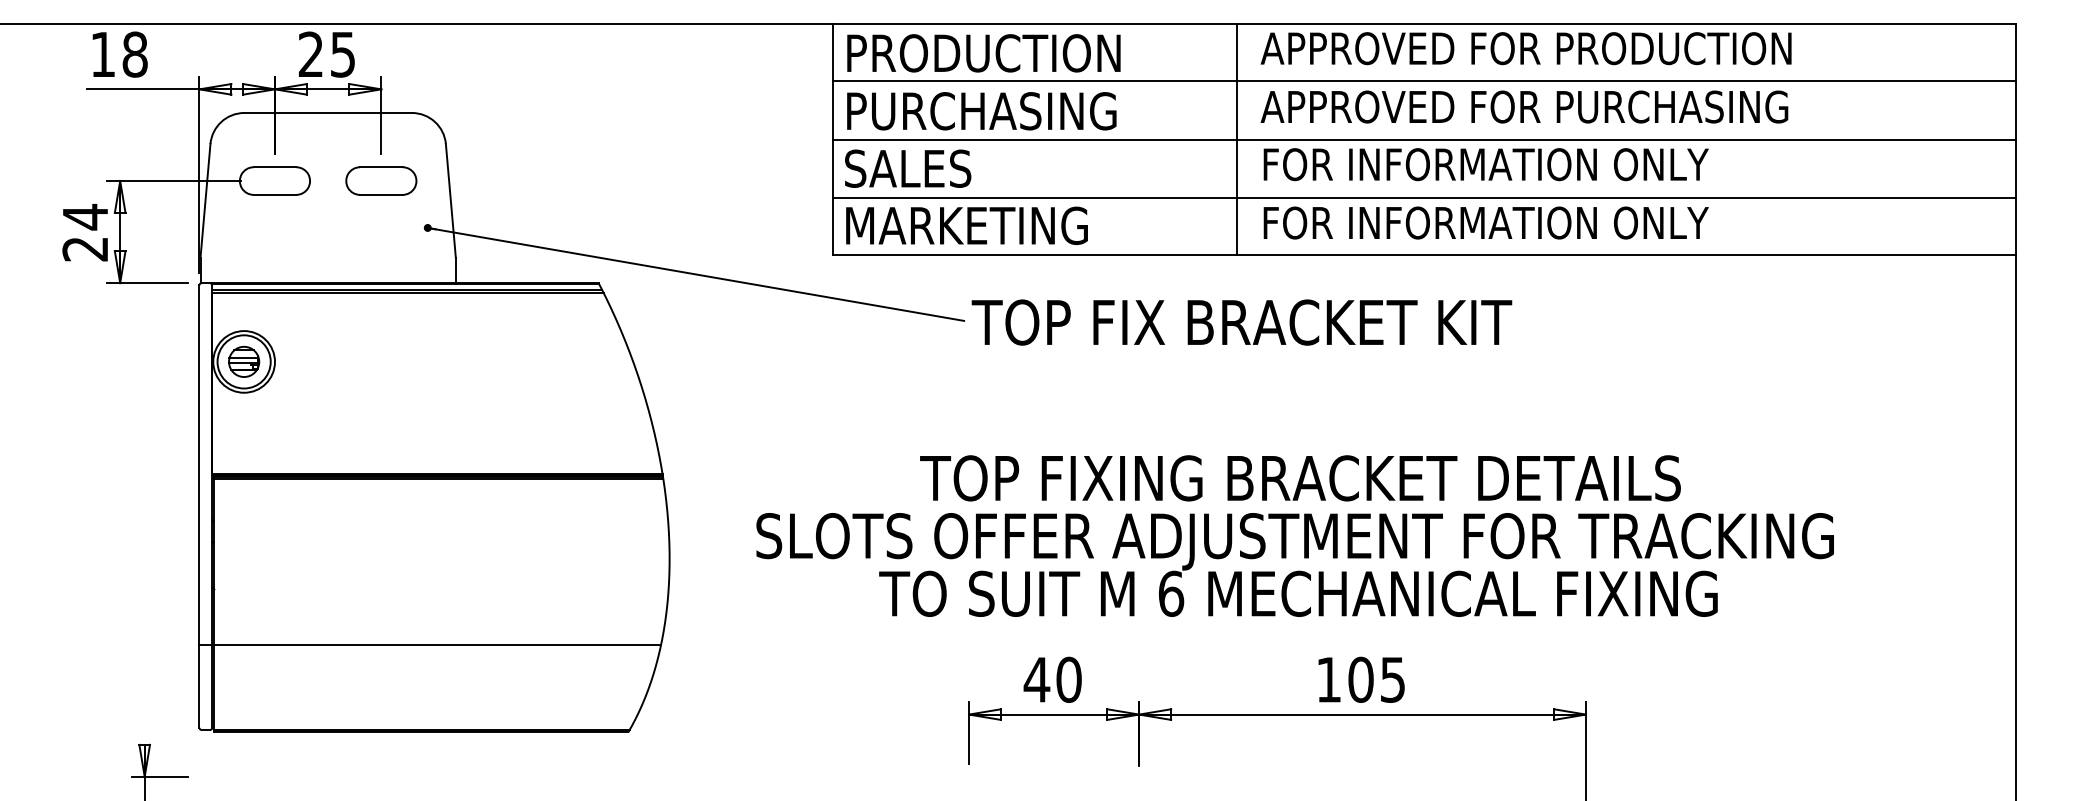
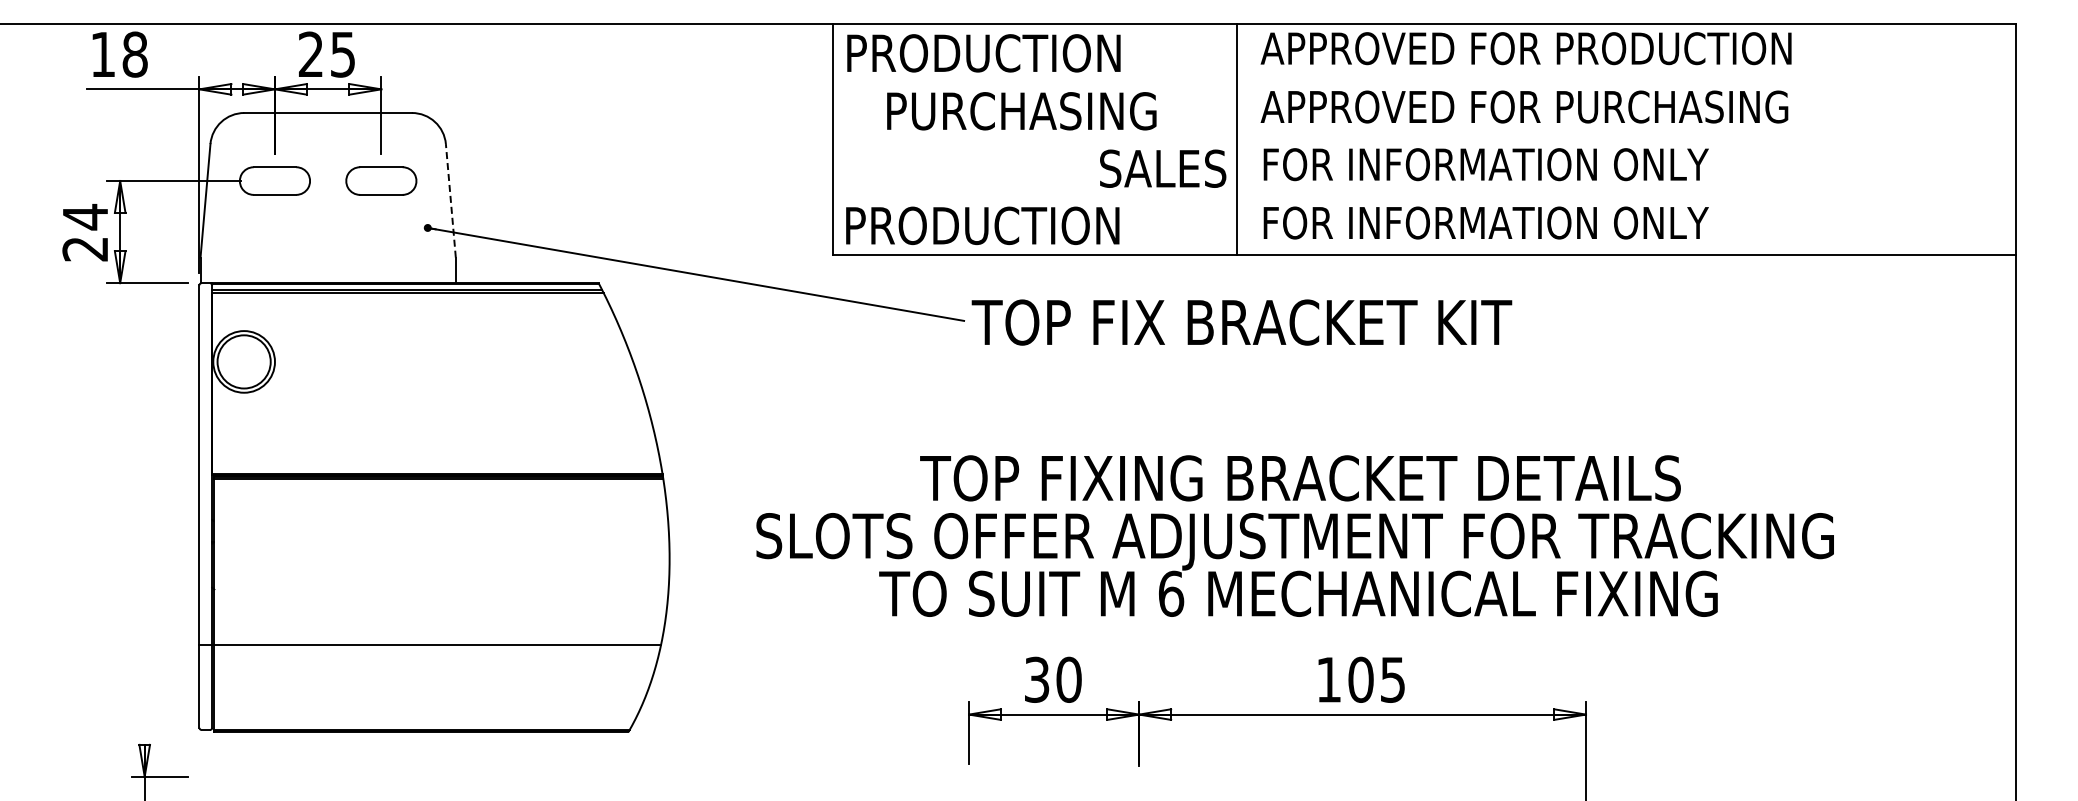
line: present -> none (1423, 81)
text position: (981, 111) -> (1021, 111) (1021, 111)
line: present -> none (1423, 139)
text position: (908, 168) -> (1163, 168) (1163, 168)
line: present -> none (1423, 197)
line: solid -> dashed (450, 200)
text: MARKETING -> PRODUCTION (984, 225)
part: present -> none (244, 361)
text: 40 -> 30 (1036, 679)
